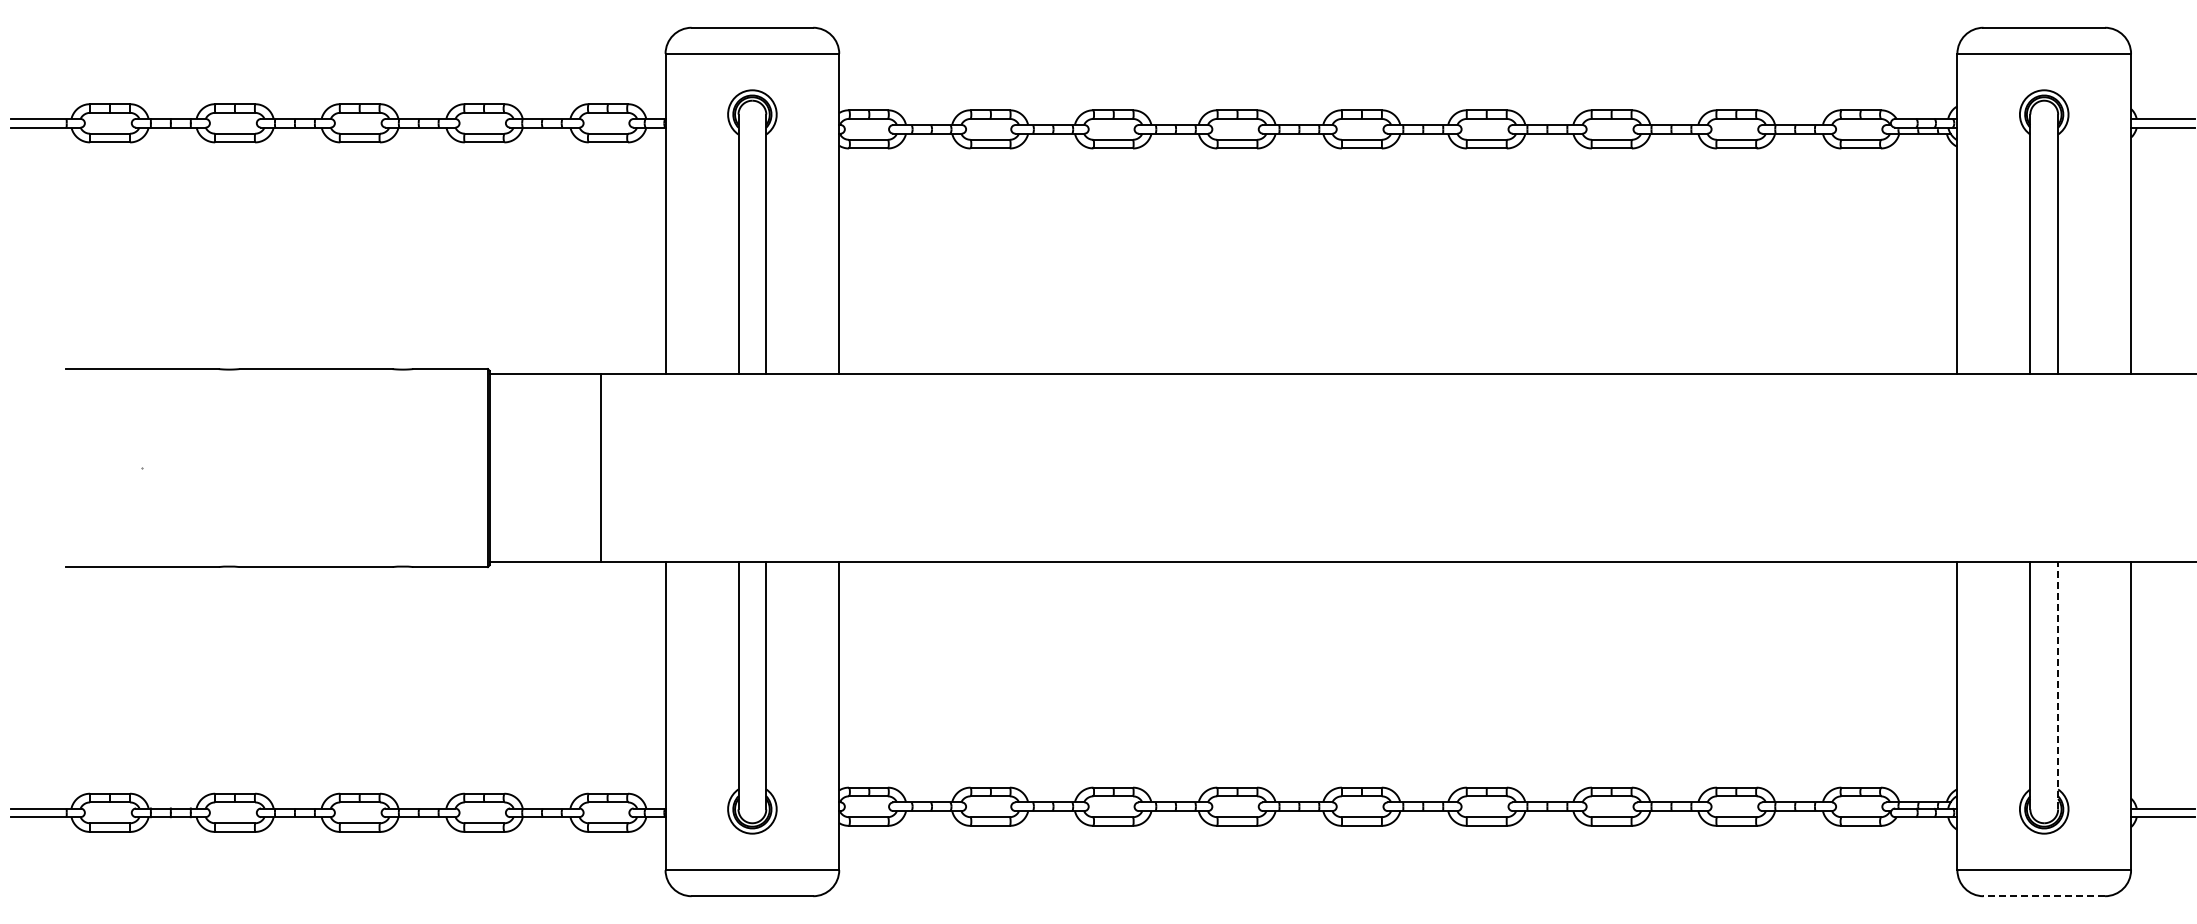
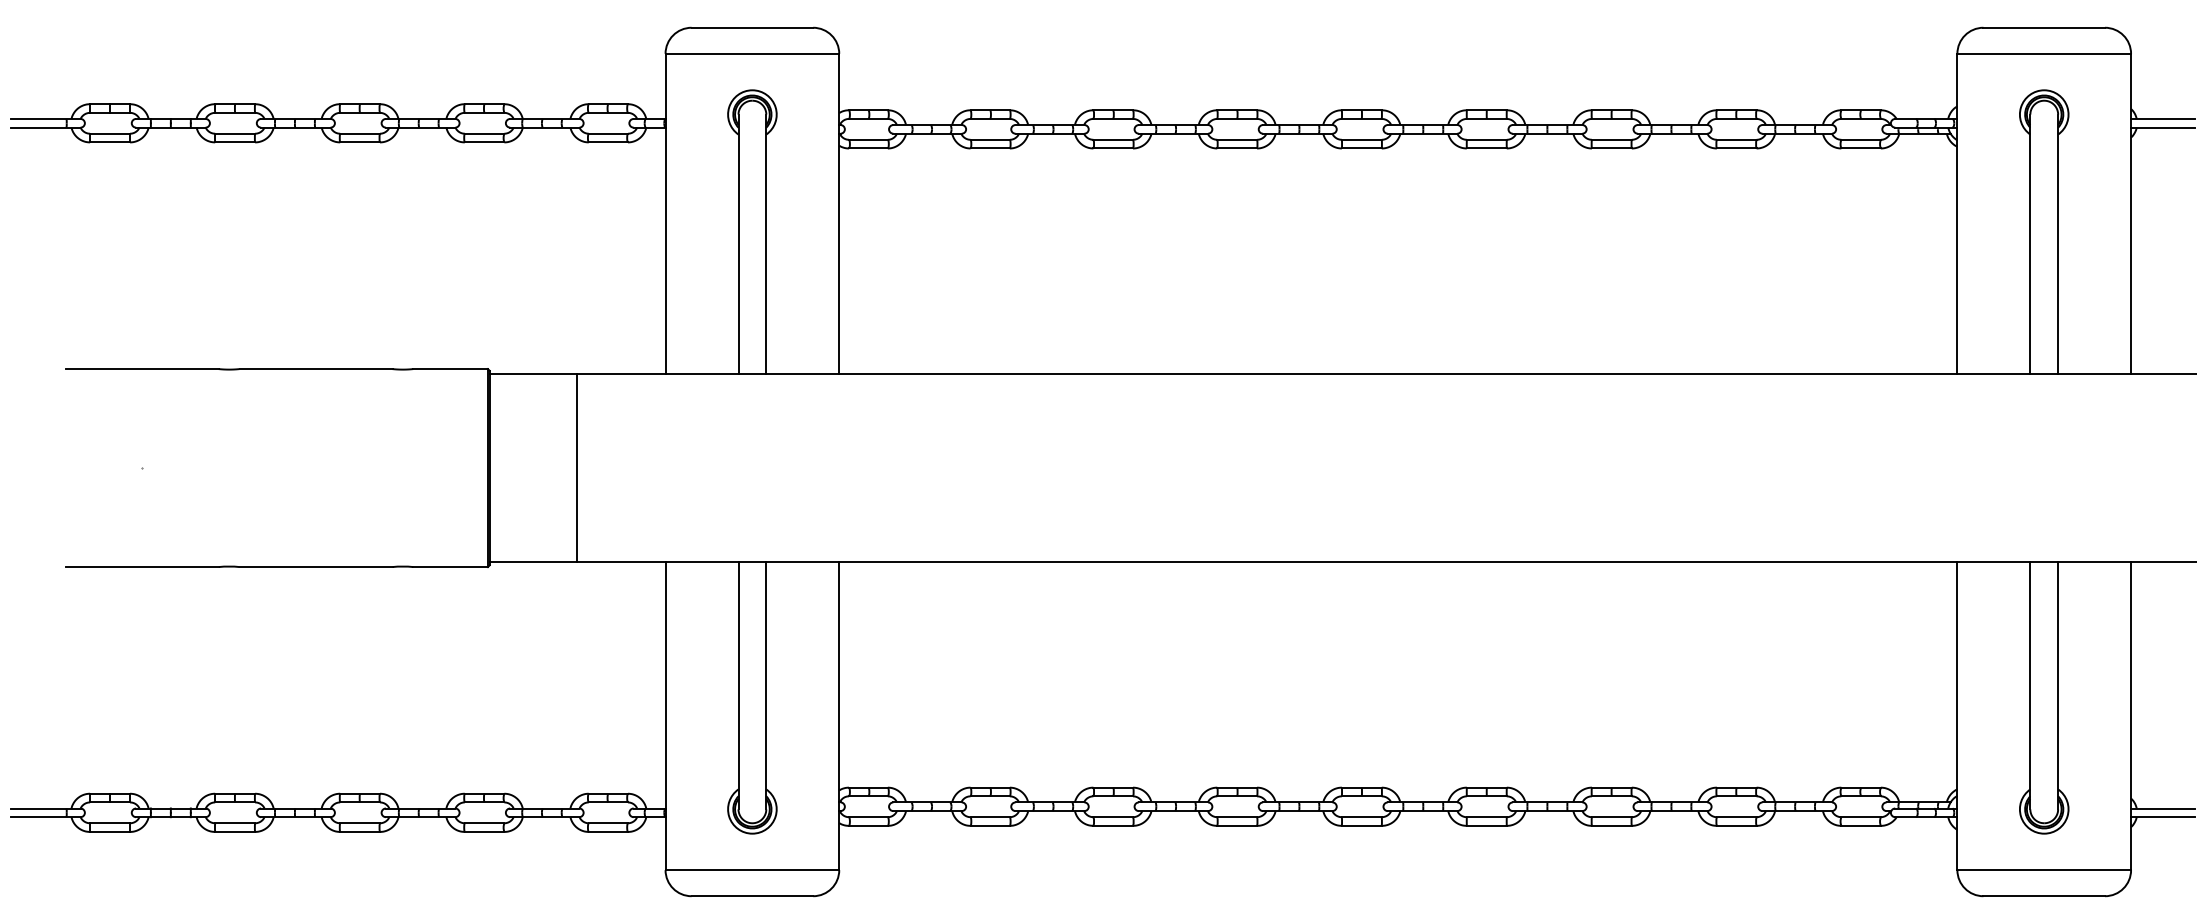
line position: (600, 467) -> (576, 467) (576, 467)
line: dashed -> solid (2058, 685)
line: dashed -> solid (2044, 896)
